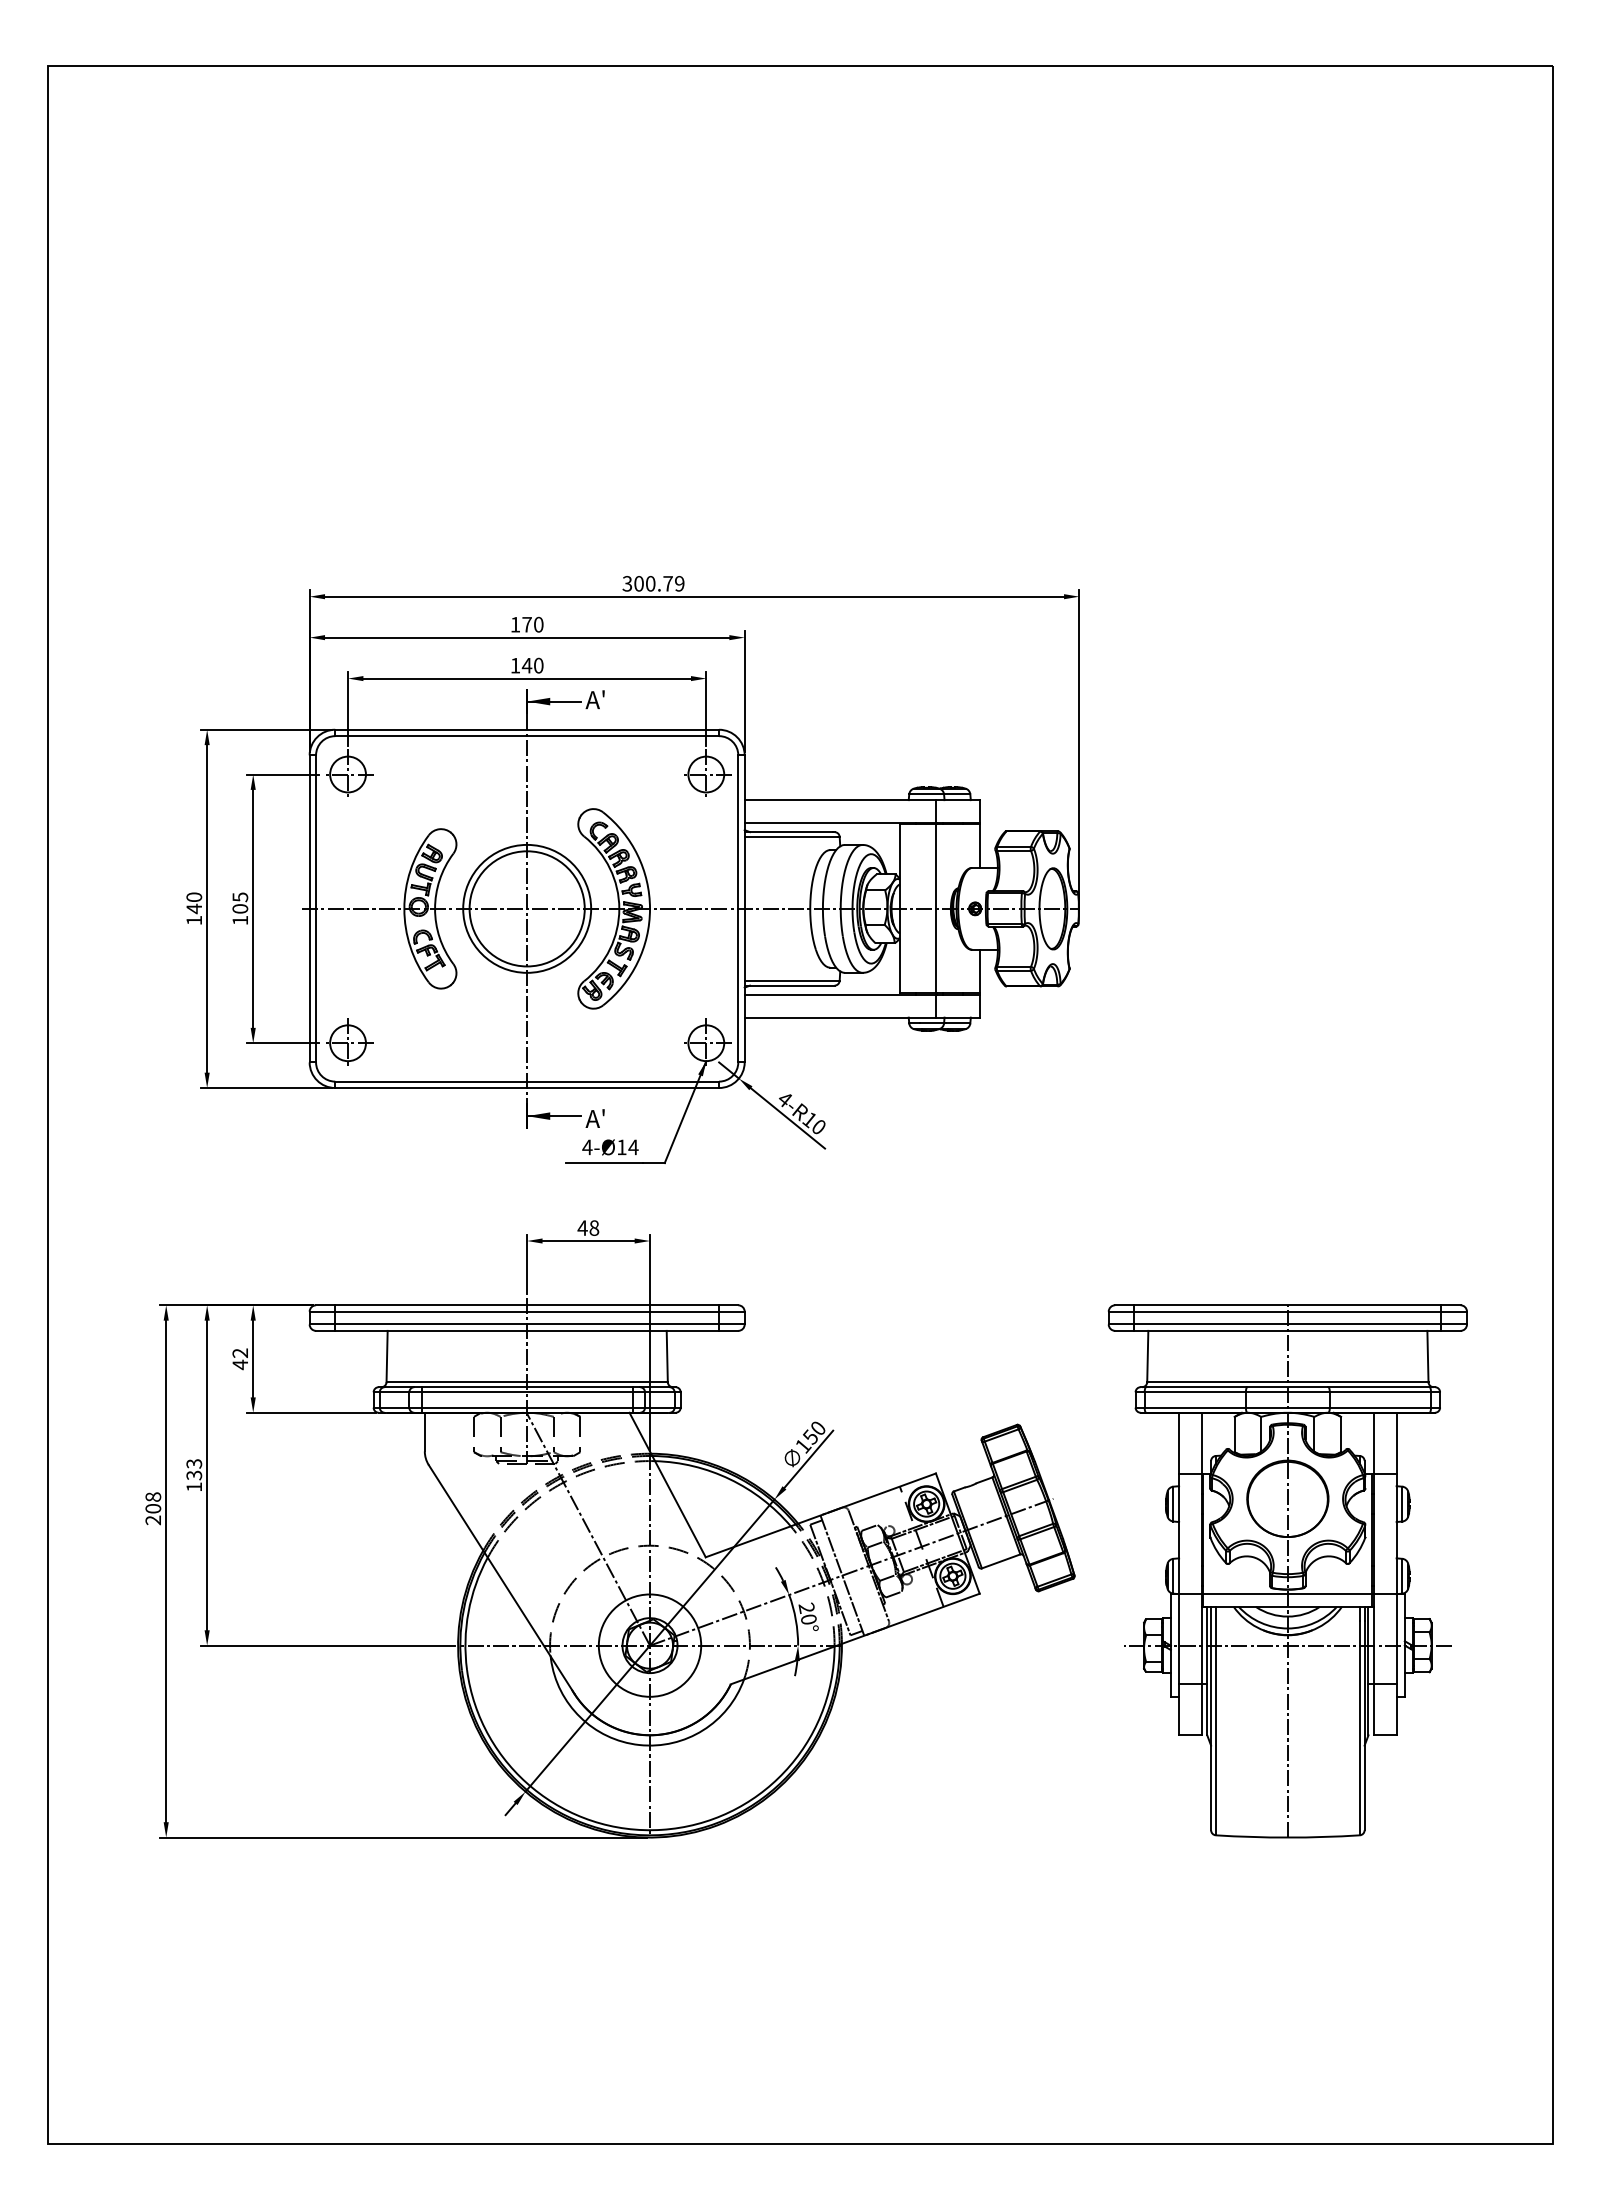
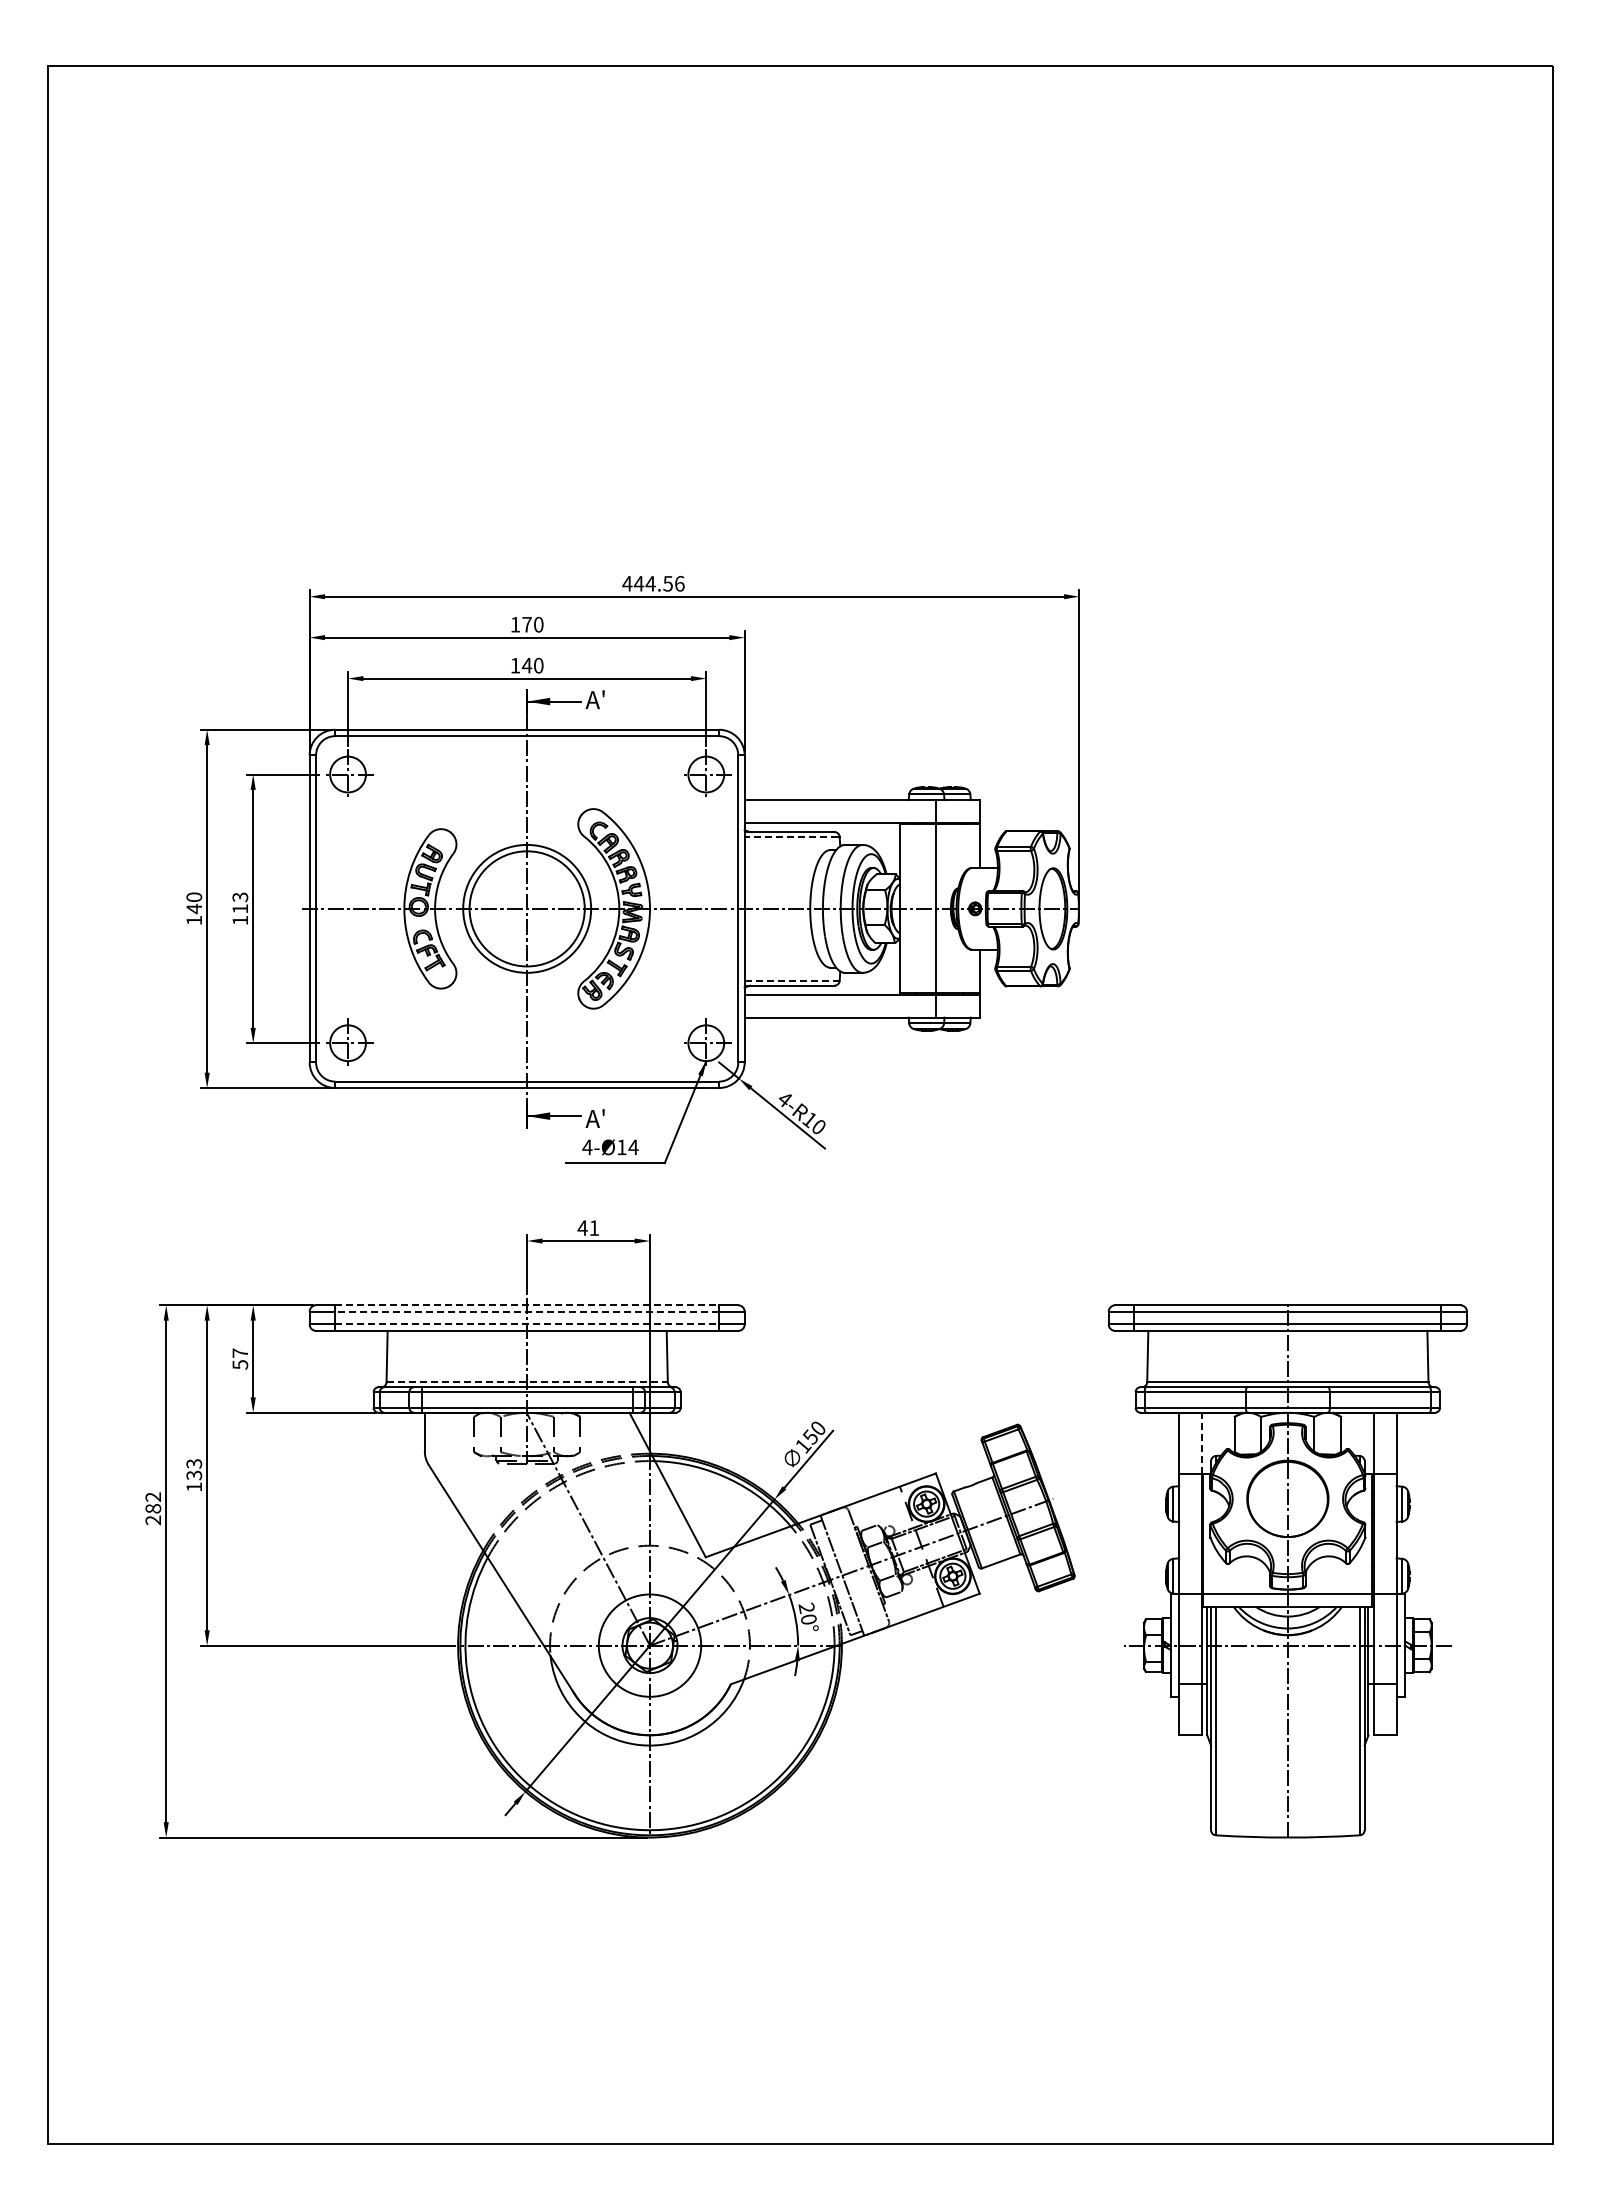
text: 300.79 -> 444.56 (653, 583)
line: solid -> dashed (791, 836)
text: 105 -> 113 (240, 902)
line: solid -> dashed (792, 980)
text: 48 -> 41 (594, 1227)
line: solid -> dashed (527, 1305)
line: solid -> dashed (527, 1311)
line: solid -> dashed (527, 1324)
text: 42 -> 57 (240, 1359)
line: solid -> dashed (527, 1382)
line: solid -> dashed (1202, 1442)
text: 208 -> 282 (153, 1502)
